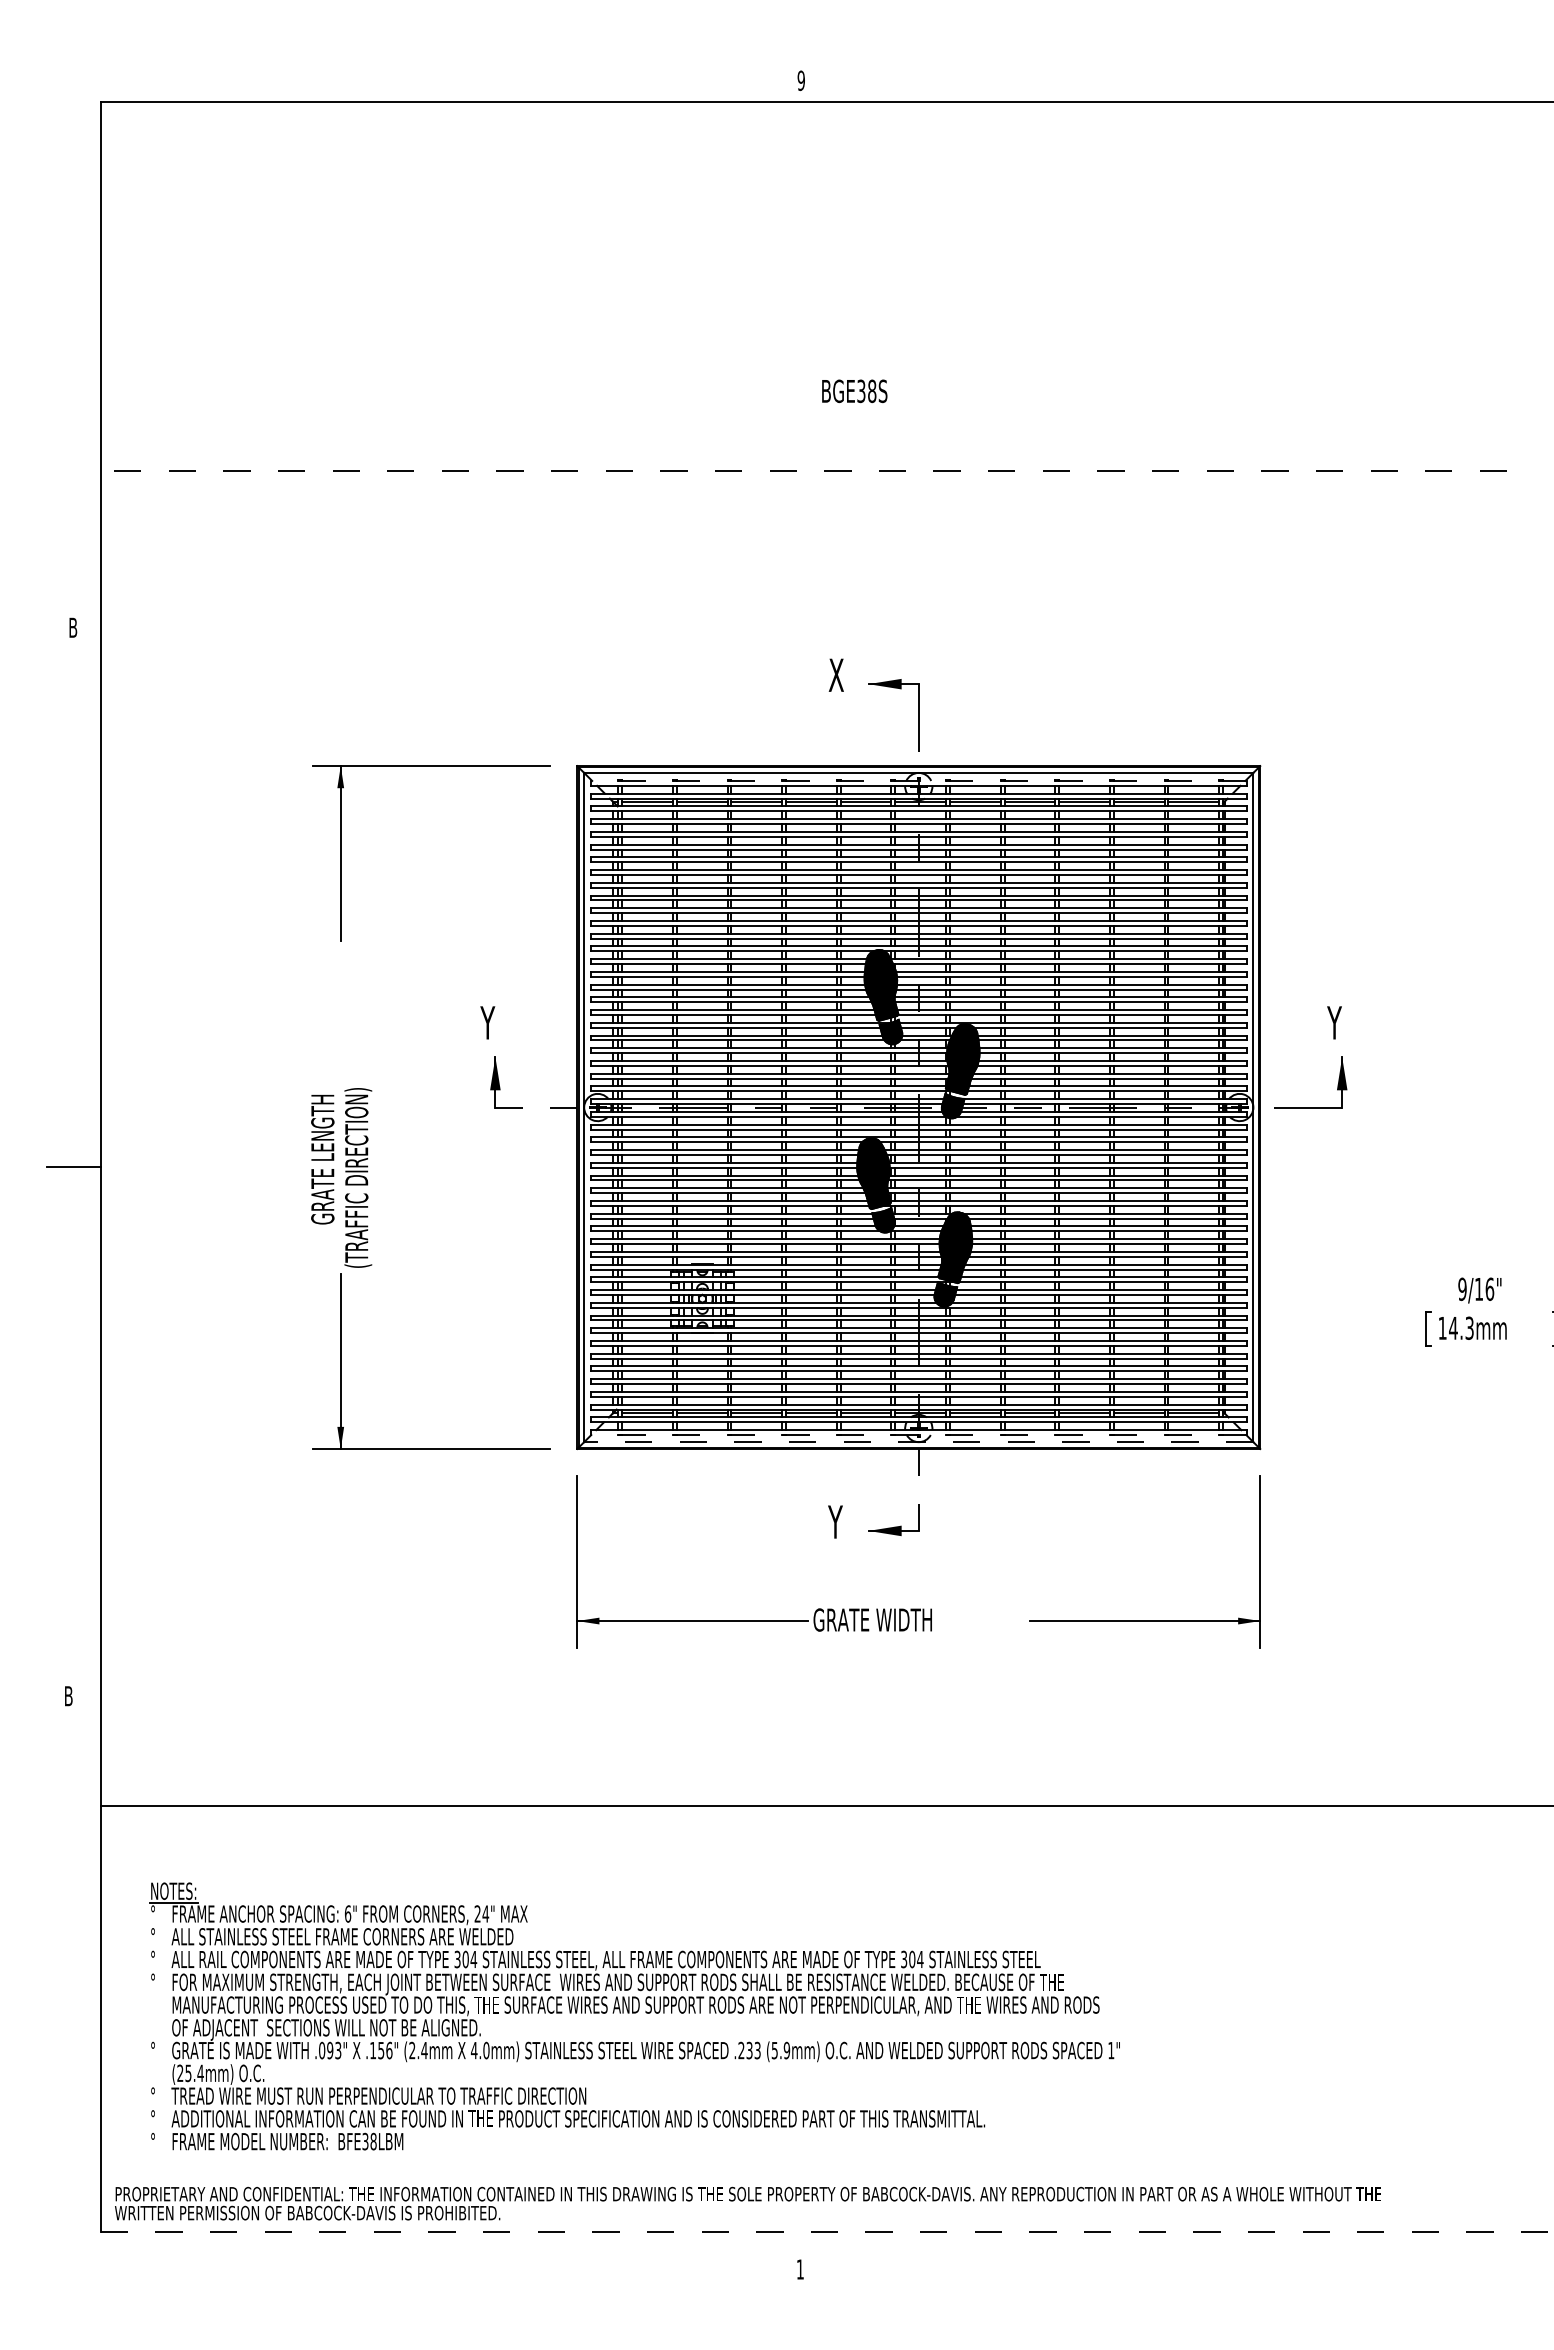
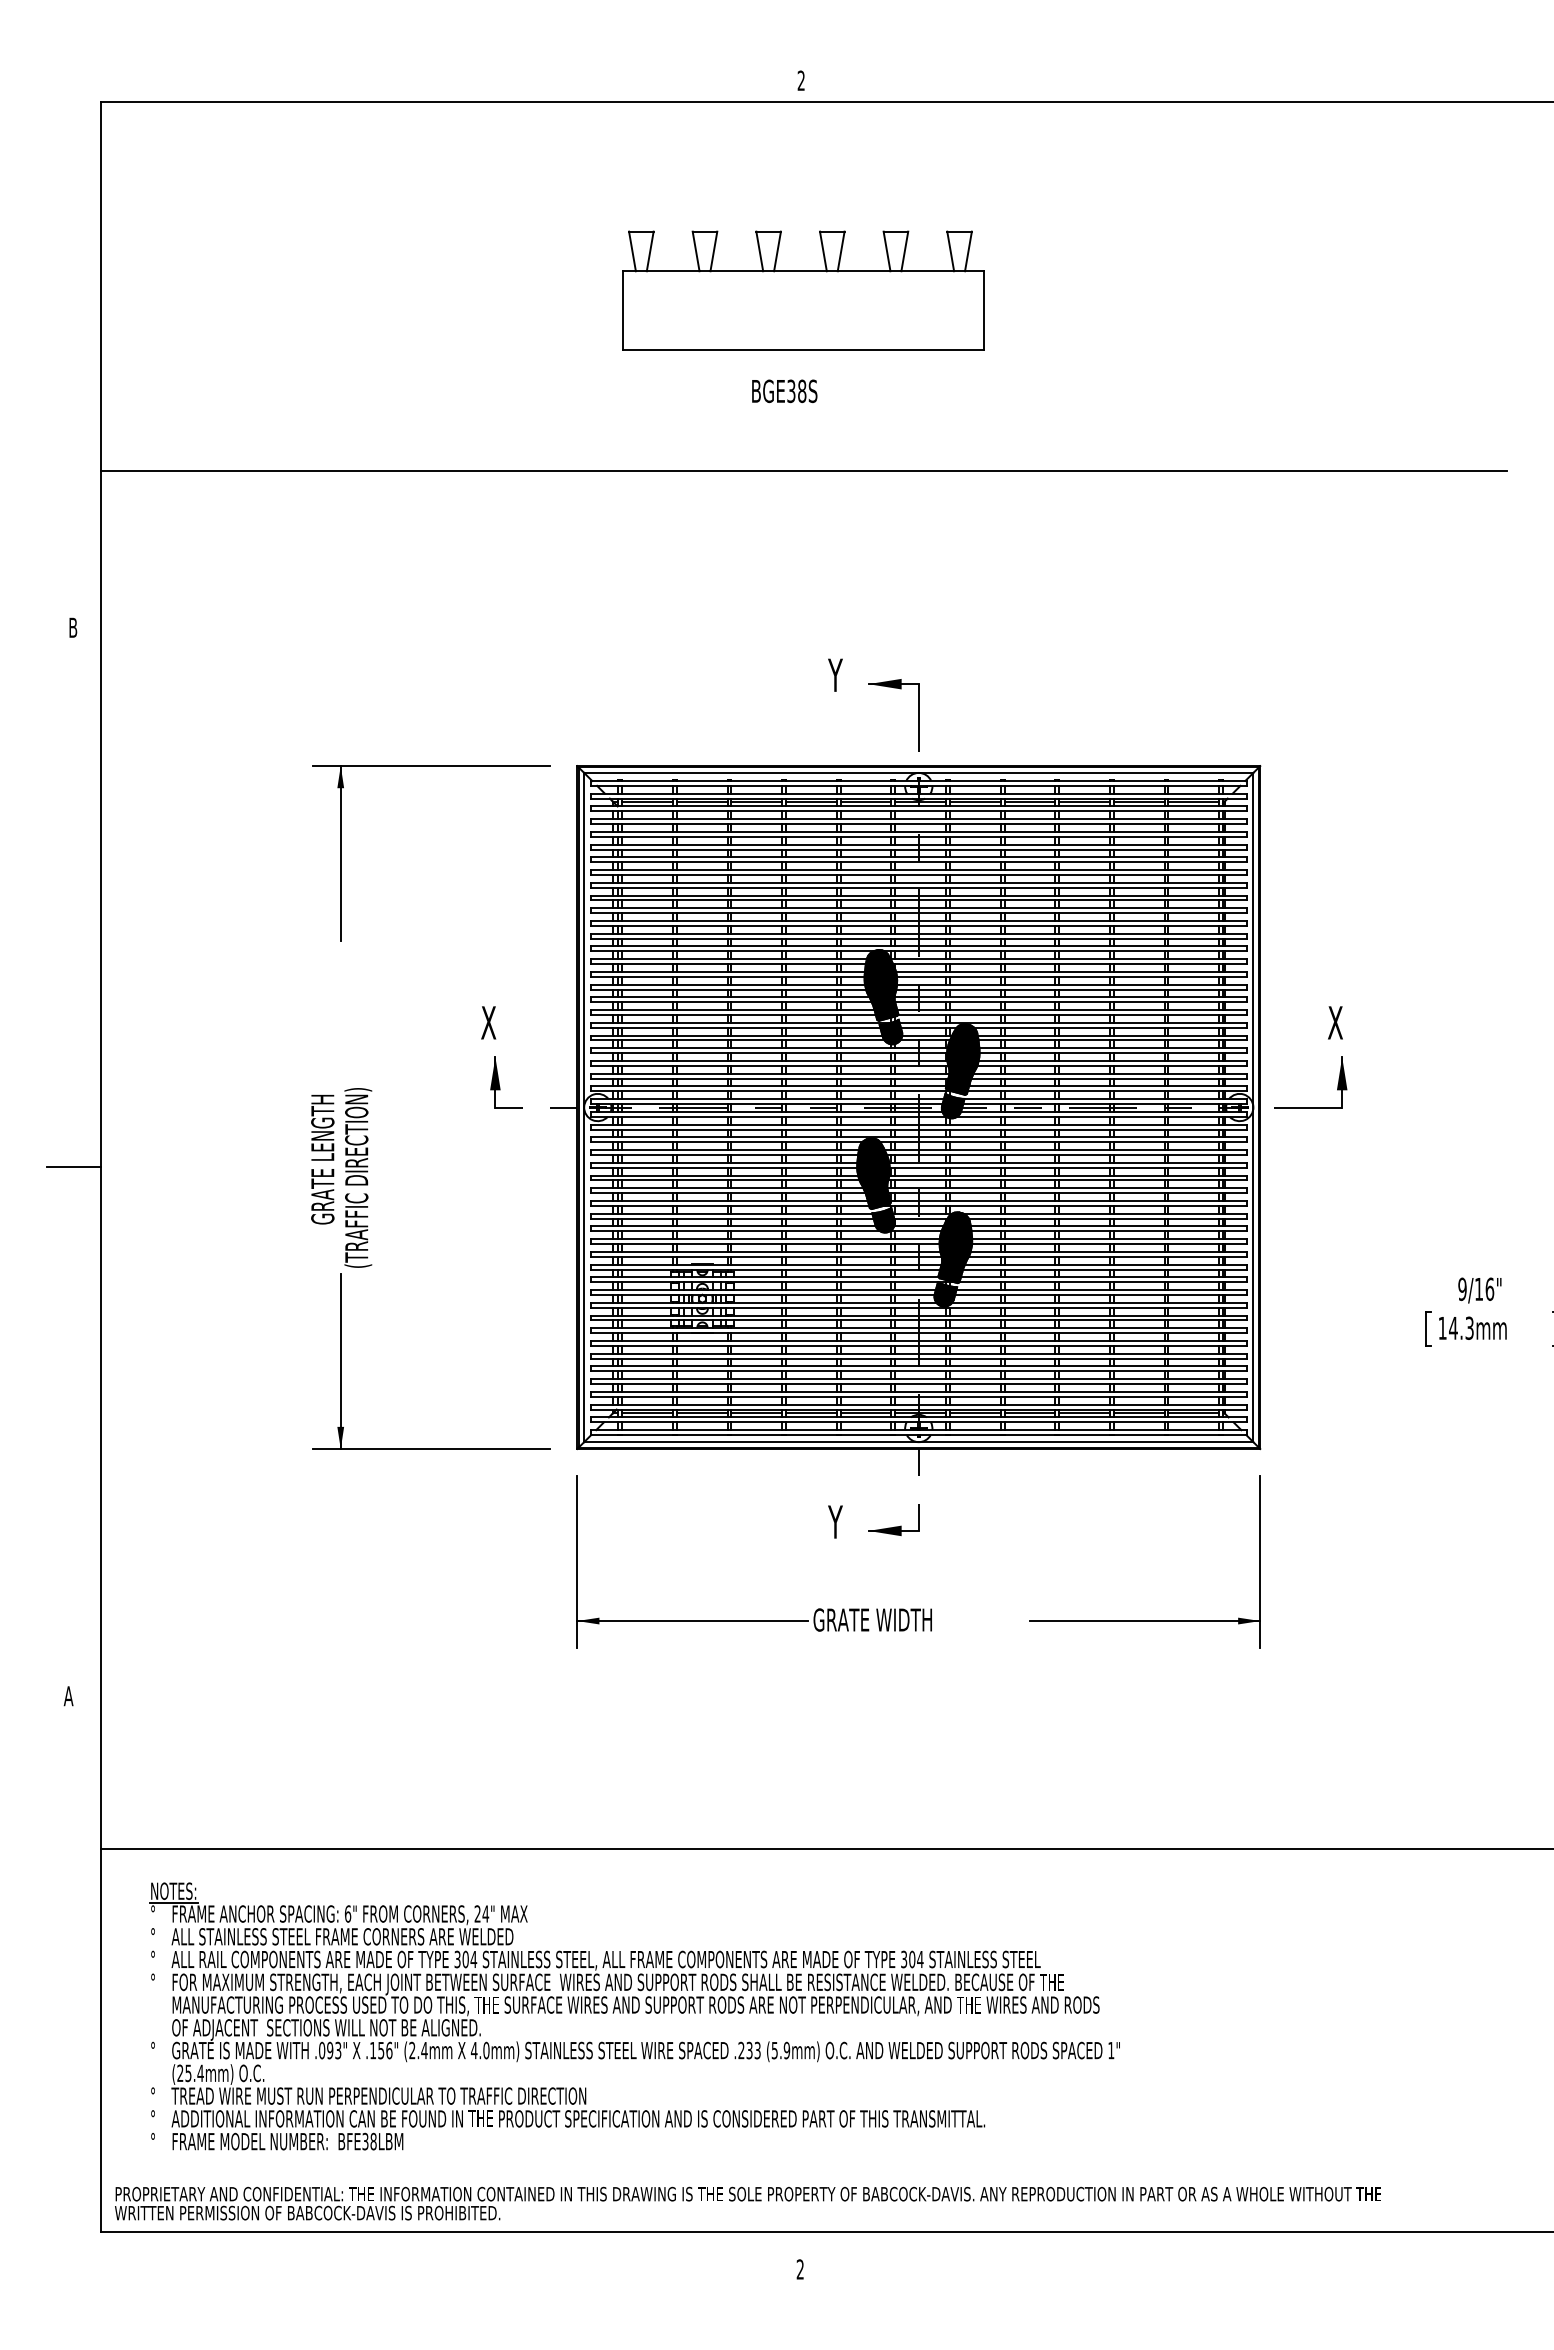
text: 9 -> 2 (800, 80)
part: none -> present (803, 290)
text position: (854, 391) -> (784, 391) (784, 391)
line: dashed -> solid (803, 471)
text: X -> Y (835, 674)
line: dashed -> solid (918, 780)
text: Y -> X (488, 1022)
text: Y -> X (1334, 1022)
line: dashed -> solid (918, 1435)
line: dashed -> solid (918, 1442)
text: B -> A (68, 1696)
line position: (825, 1805) -> (825, 1848) (825, 1848)
line: dashed -> solid (826, 2232)
text: 1 -> 2 (799, 2269)
